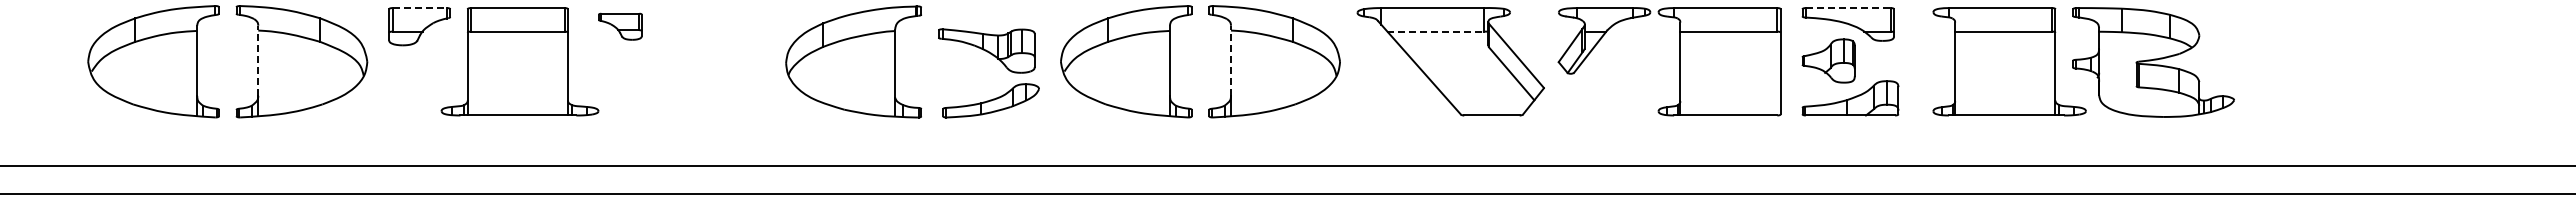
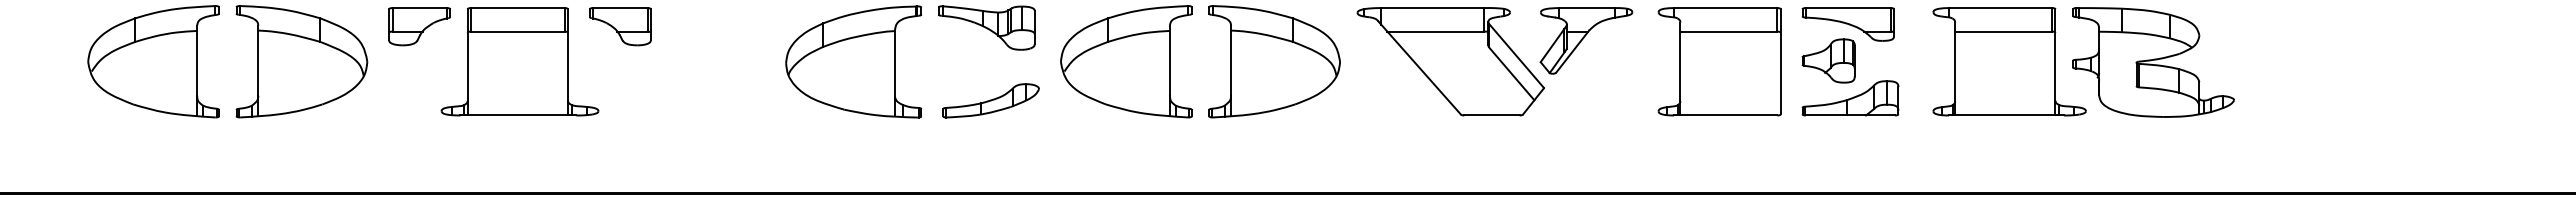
line: dashed -> solid (420, 8)
line: dashed -> solid (1848, 8)
part size: 45x29 px -> 63x40 px (620, 26)
line: dashed -> solid (1436, 31)
part position: (1604, 40) -> (1586, 40) (1586, 40)
part position: (986, 50) -> (986, 27) (986, 27)
line: dashed -> solid (258, 60)
line: dashed -> solid (1231, 60)
line position: (1287, 165) -> (1287, 192) (1287, 192)
